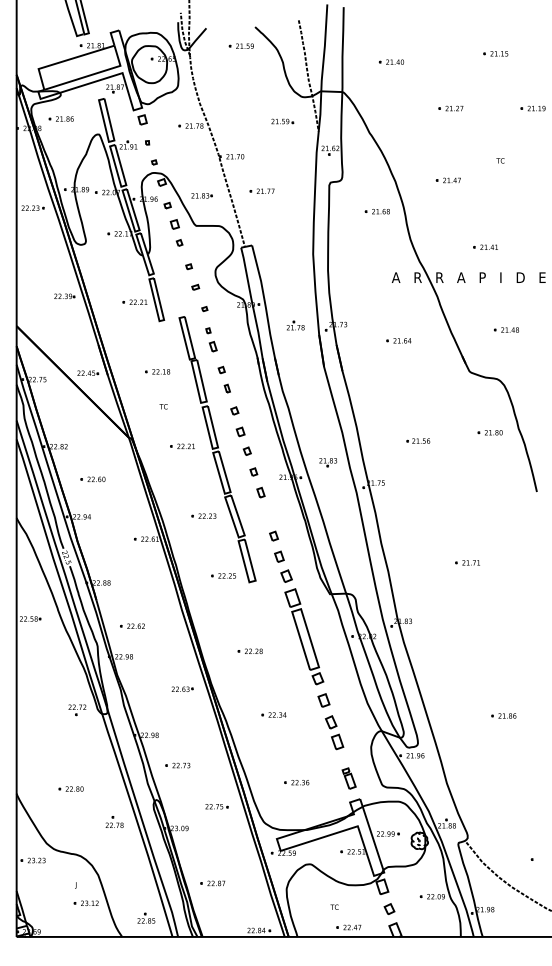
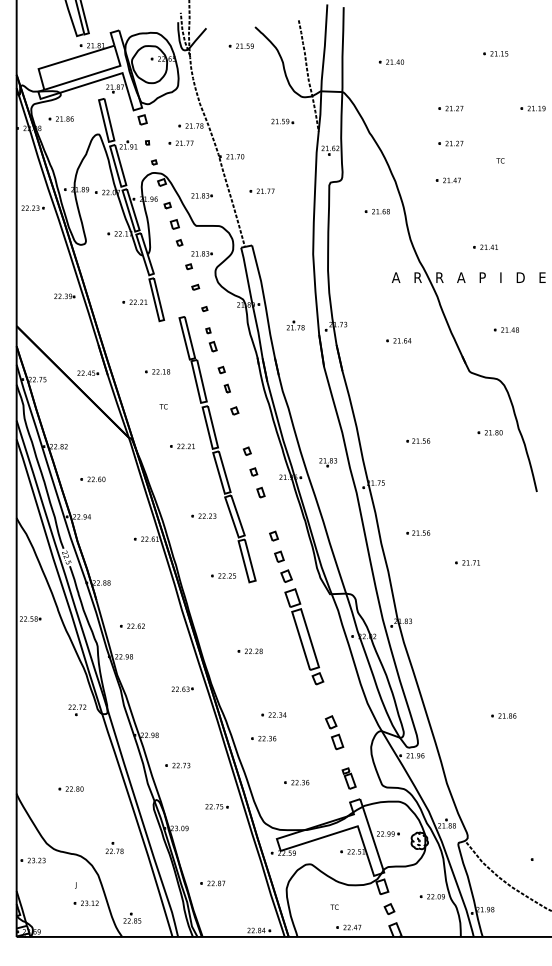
part: none -> present (180, 142)
part: none -> present (450, 143)
part: none -> present (201, 253)
part: present -> none (240, 431)
part: none -> present (418, 532)
part: present -> none (323, 700)
part: none -> present (263, 738)
part position: (114, 821) -> (114, 847) (114, 847)
part position: (146, 917) -> (132, 917) (132, 917)
